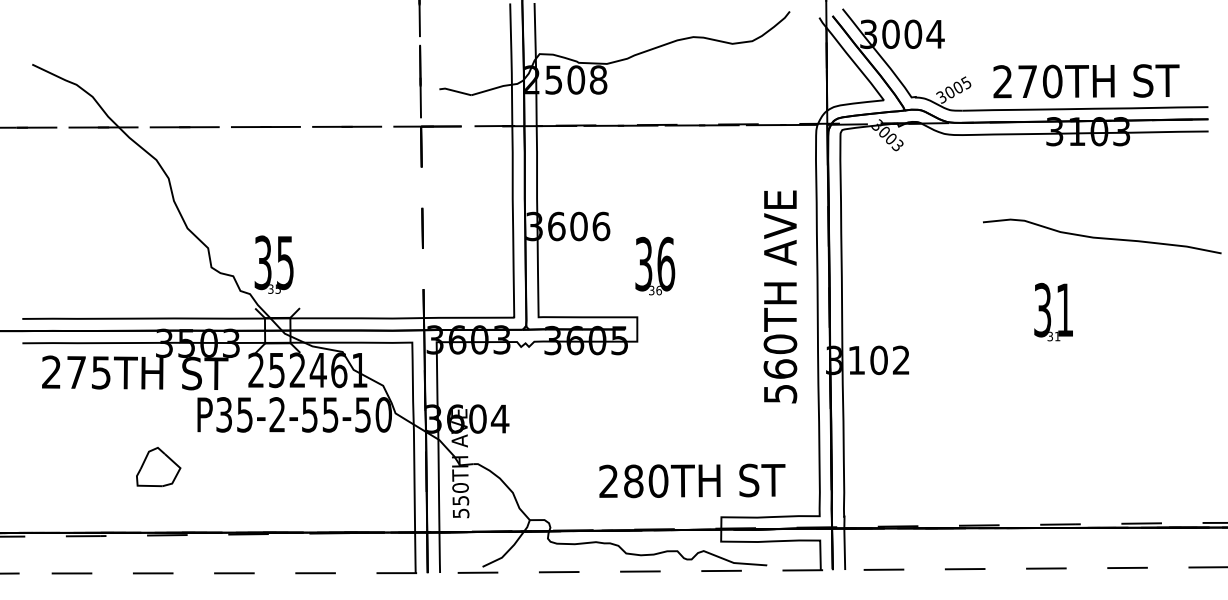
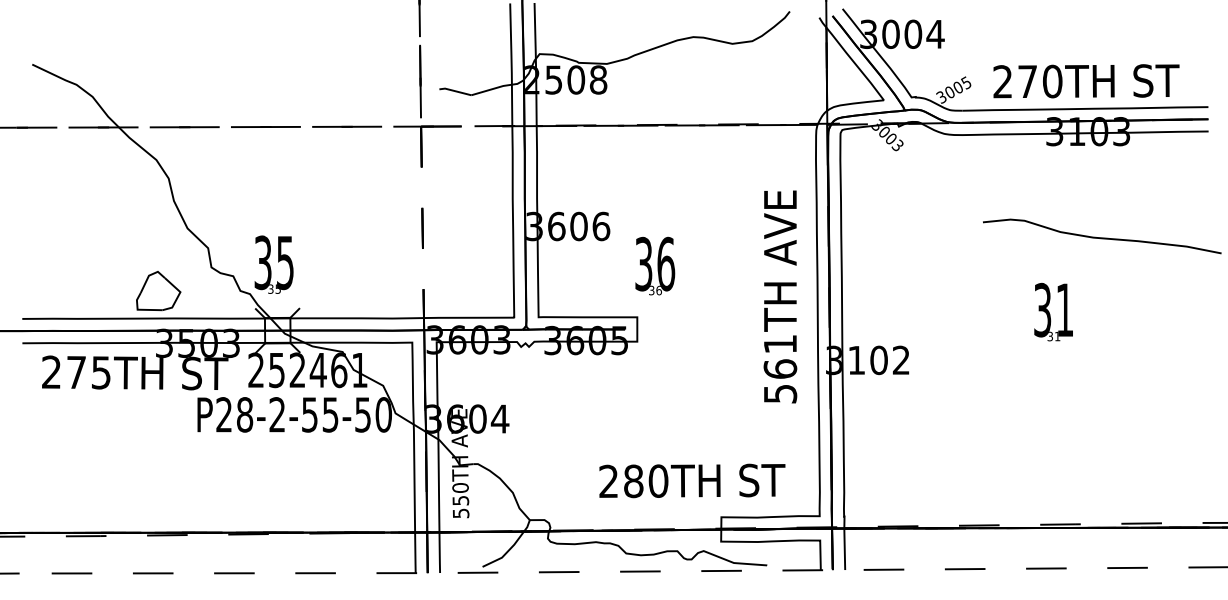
text: 560TH -> 561TH (780, 344)
text: P35-2-55-50 -> P28-2-55-50 (234, 414)
part position: (158, 467) -> (158, 291) (158, 291)
